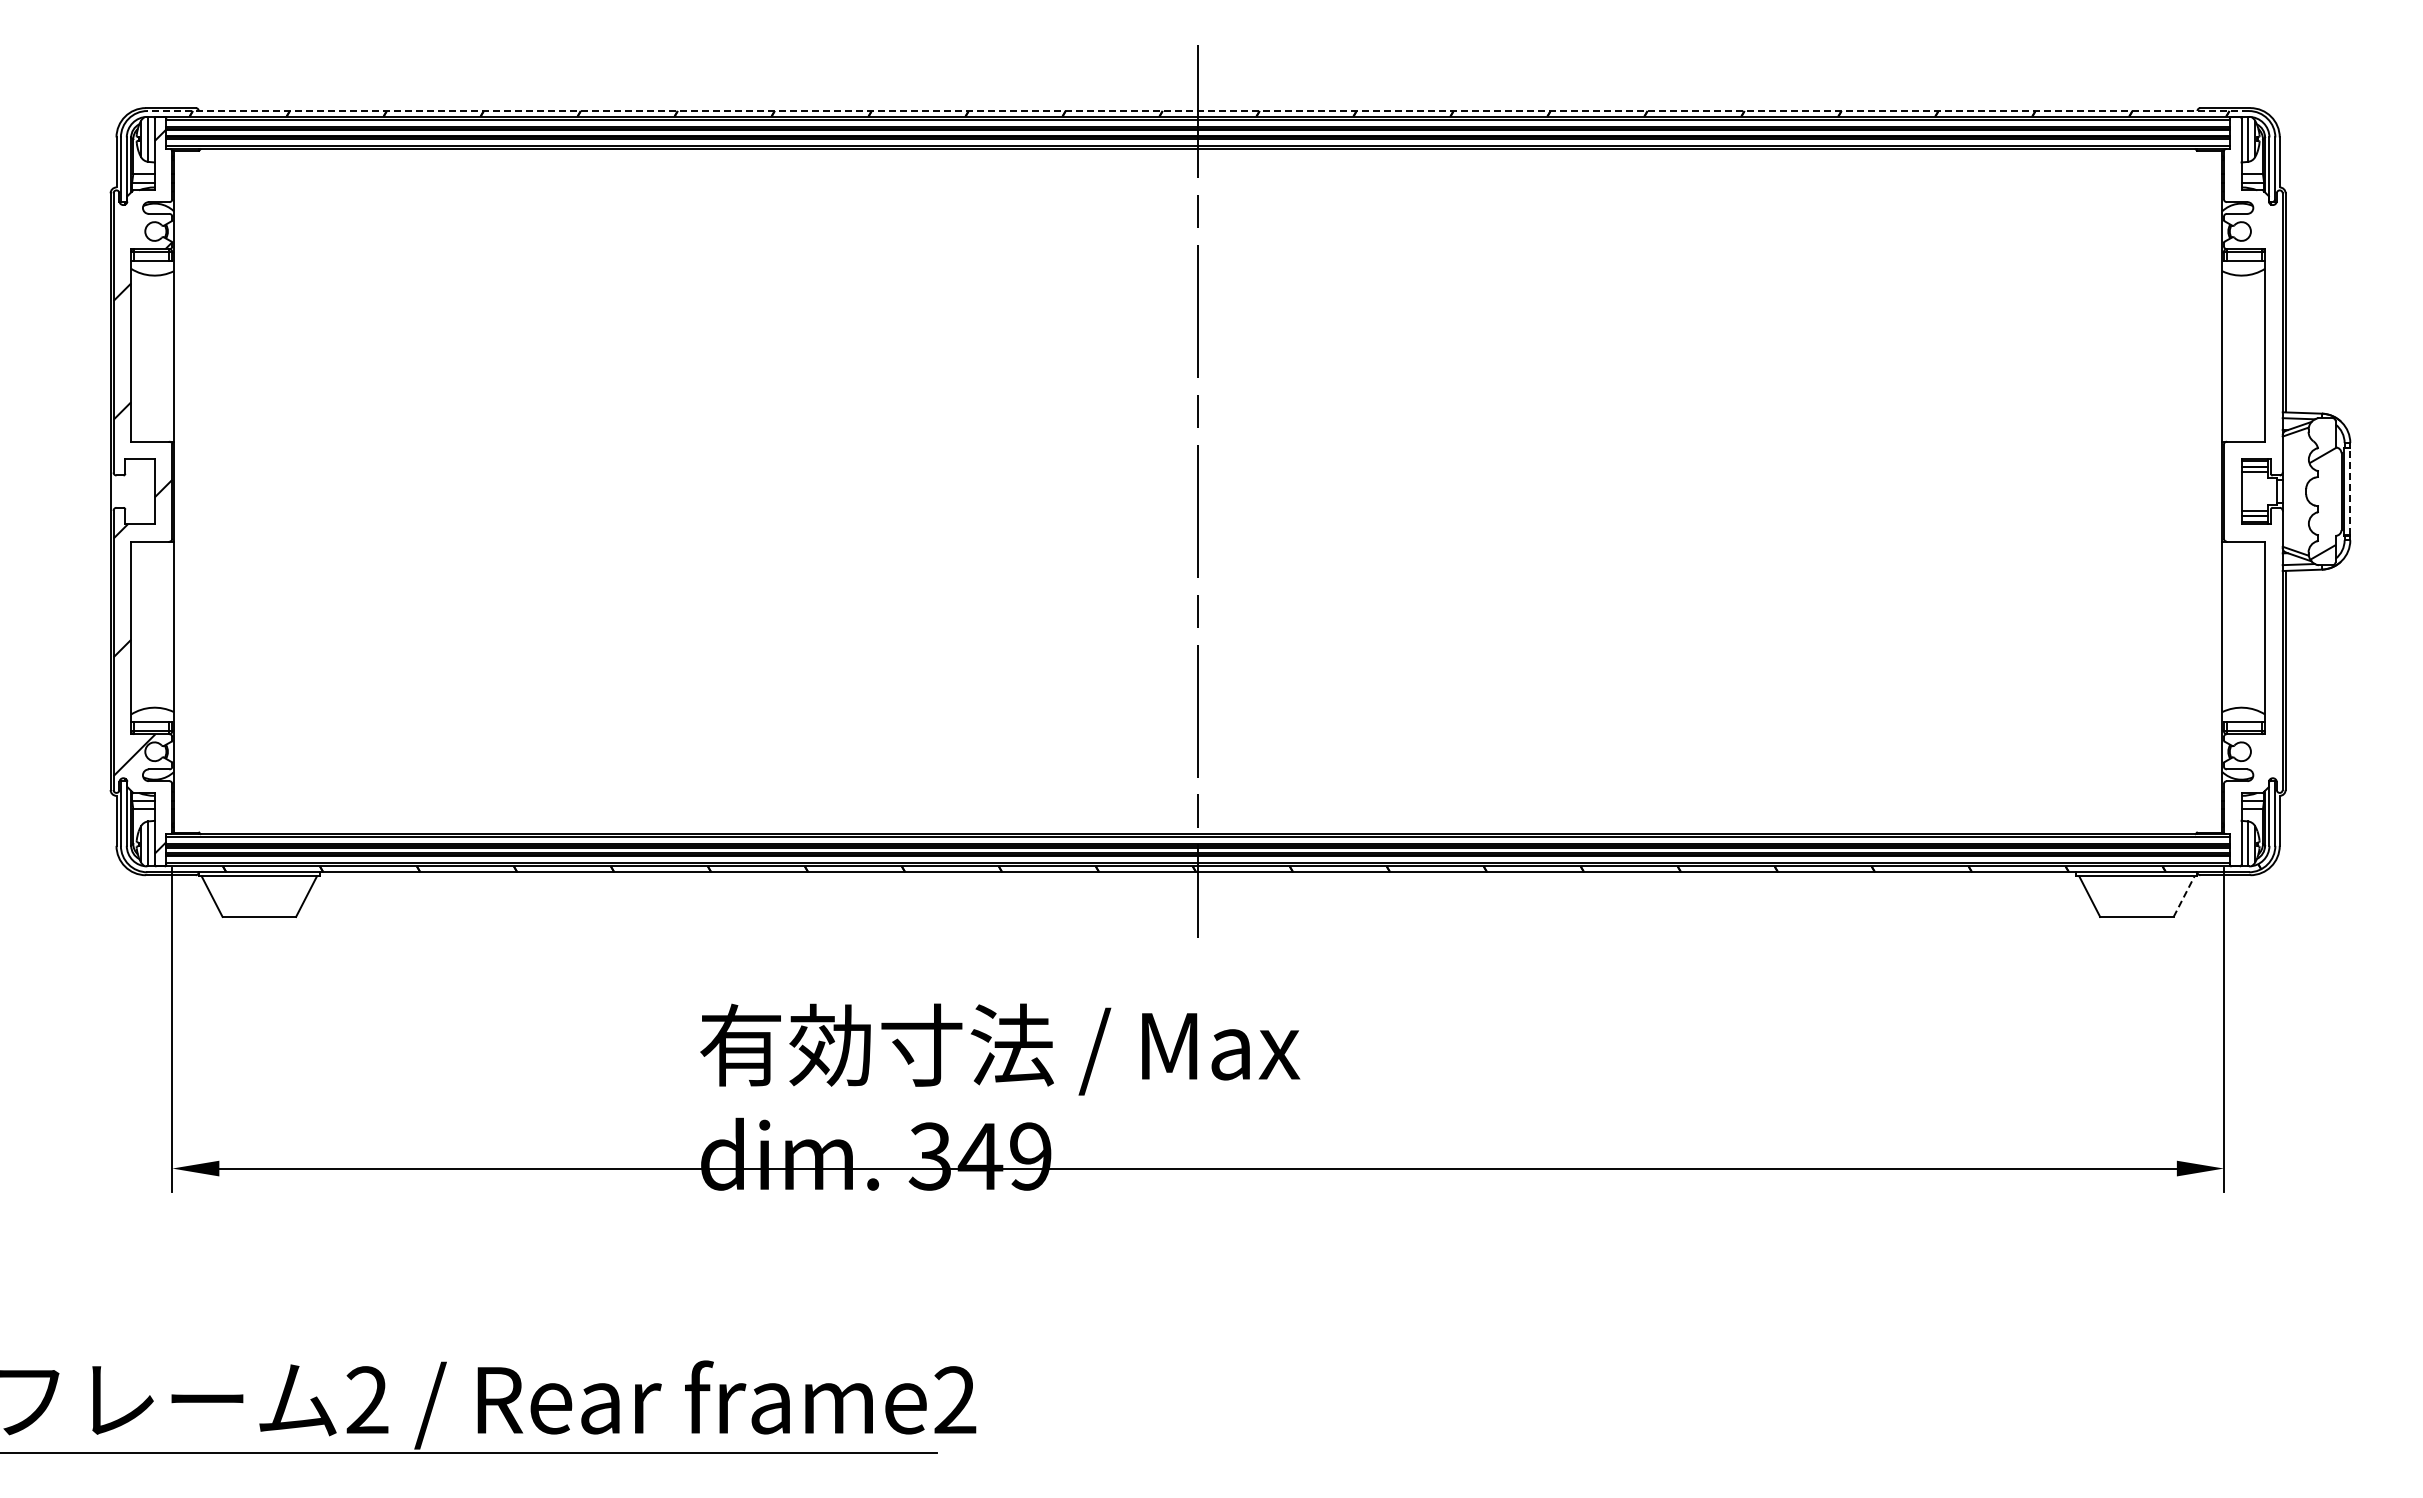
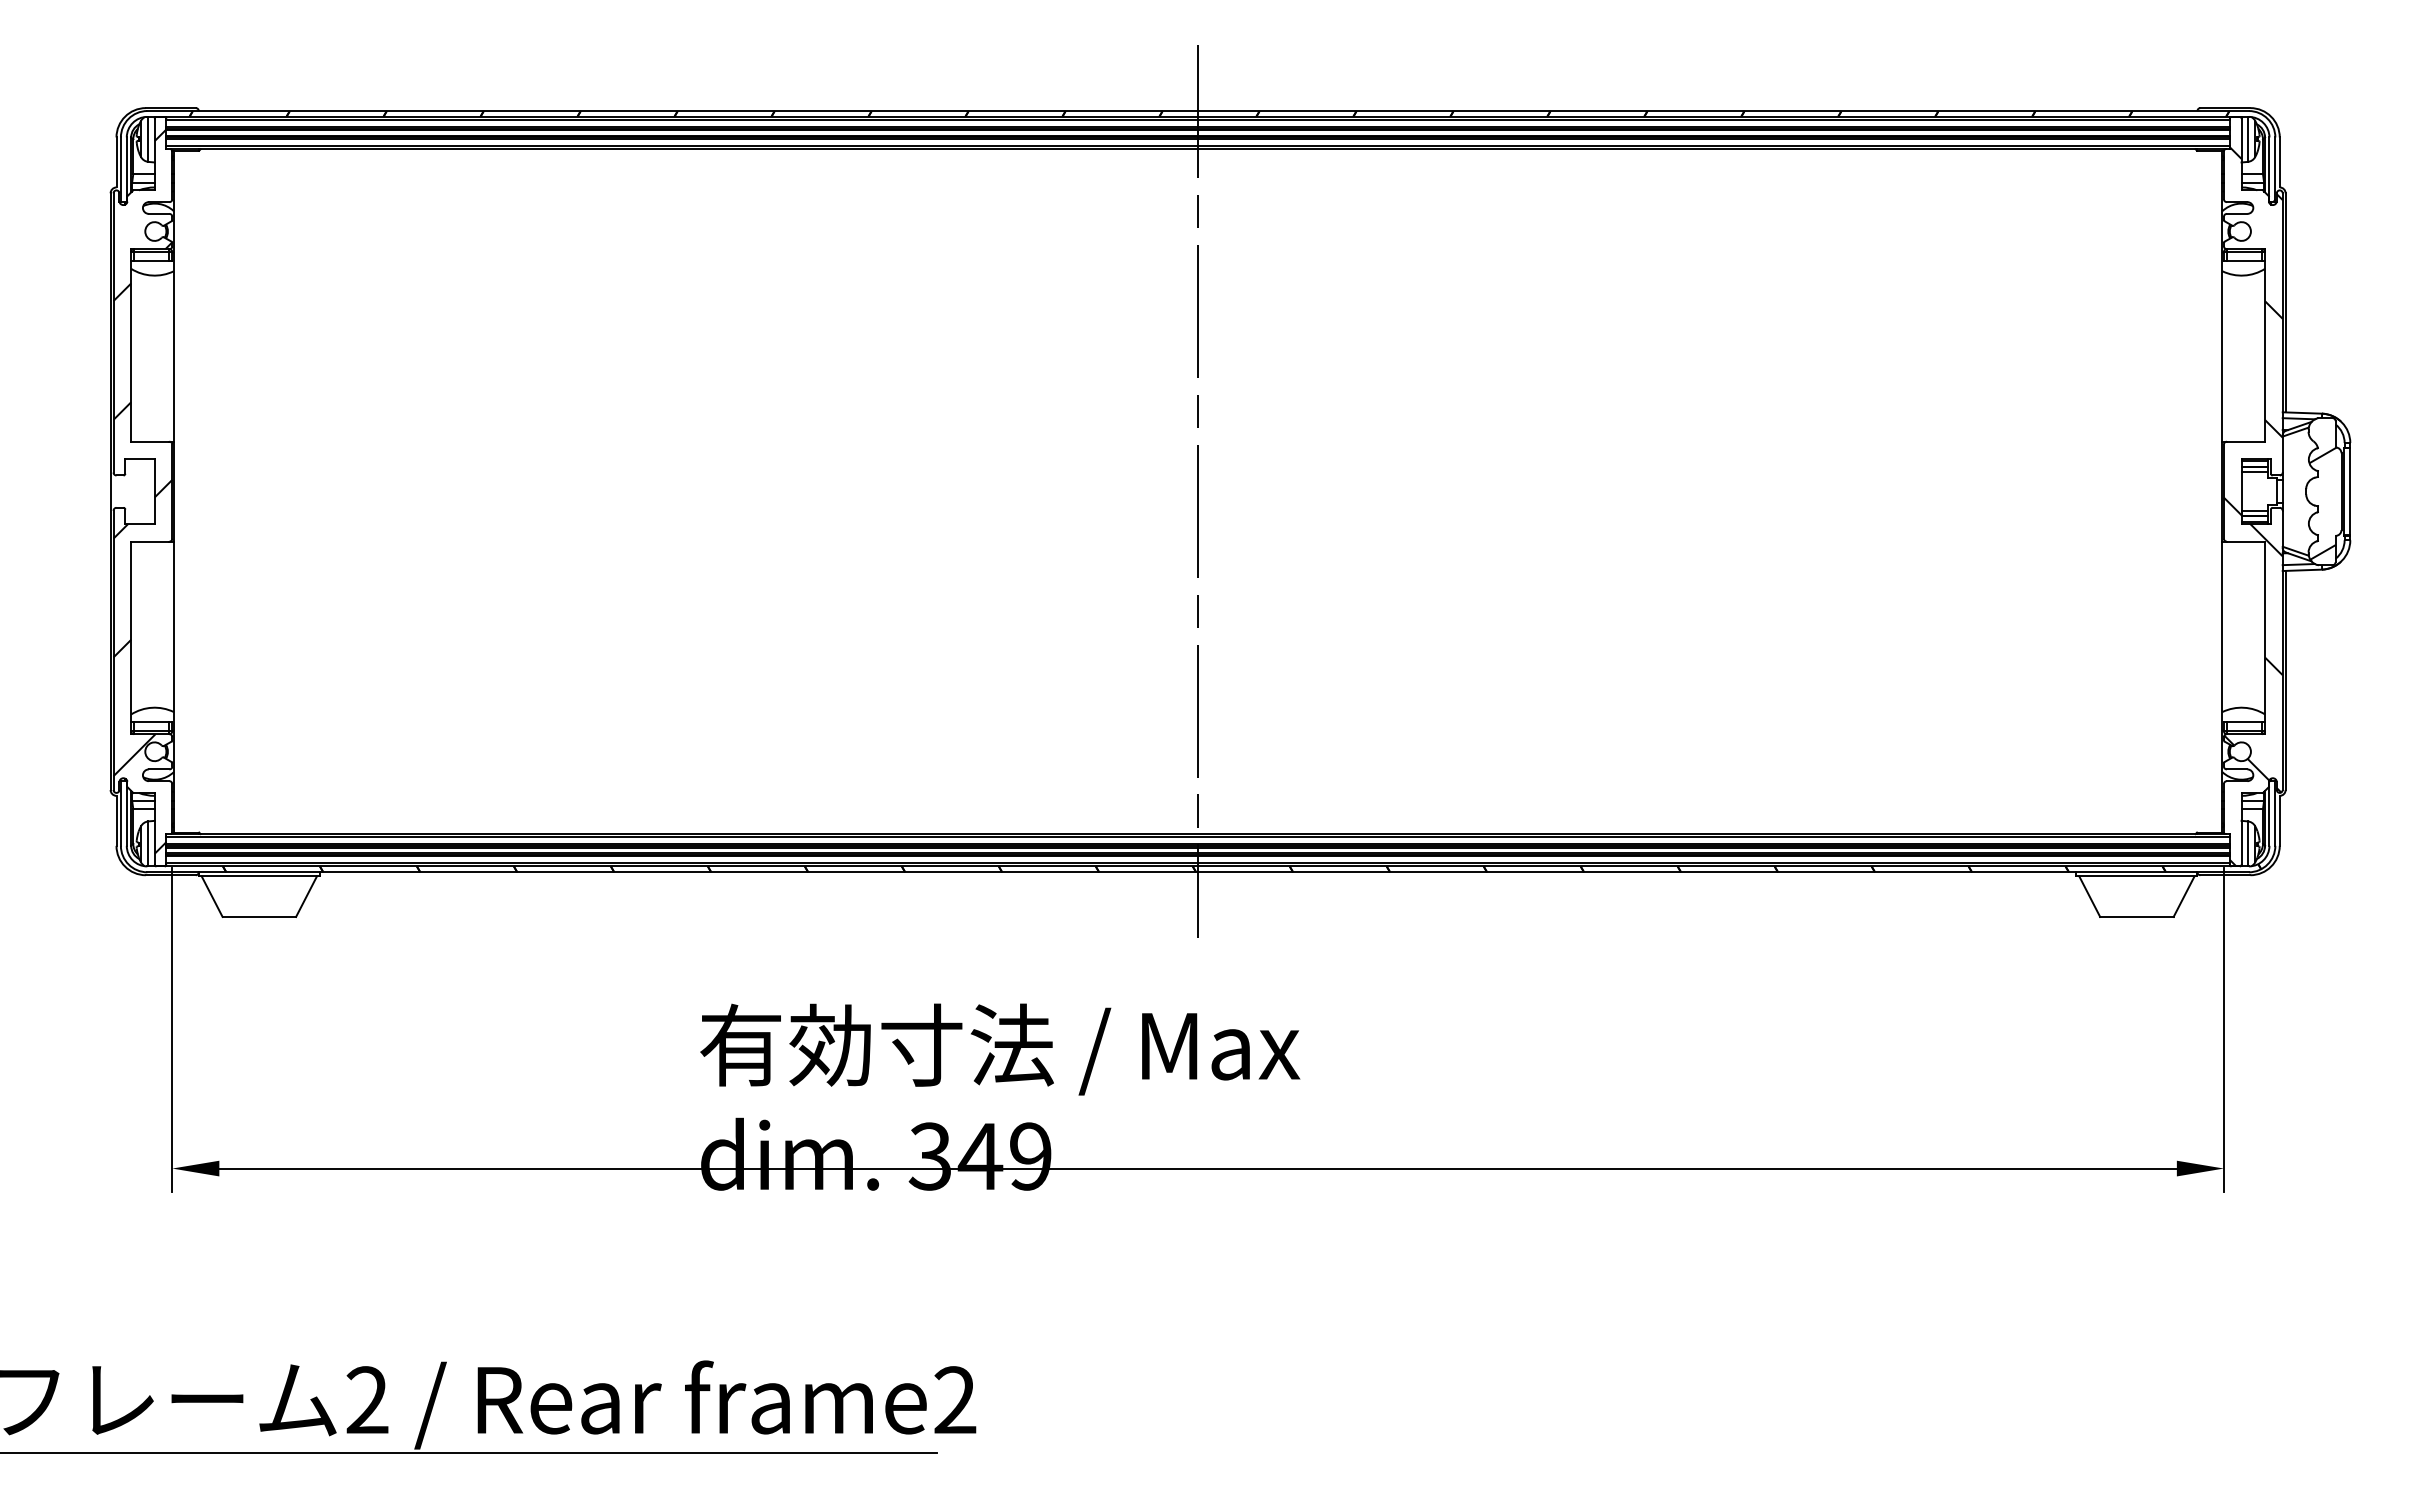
line: dashed -> solid (1198, 111)
line: dashed -> solid (2350, 491)
hatch: none -> present (2252, 506)
line: dashed -> solid (2184, 896)
